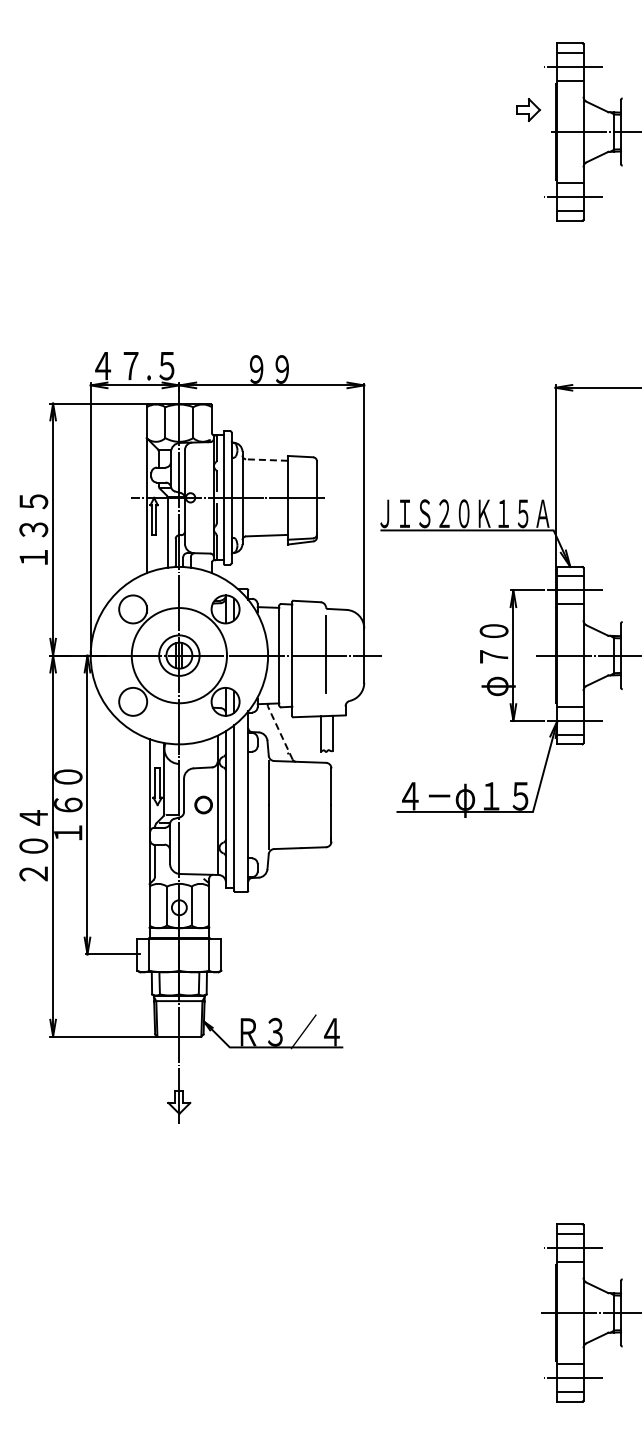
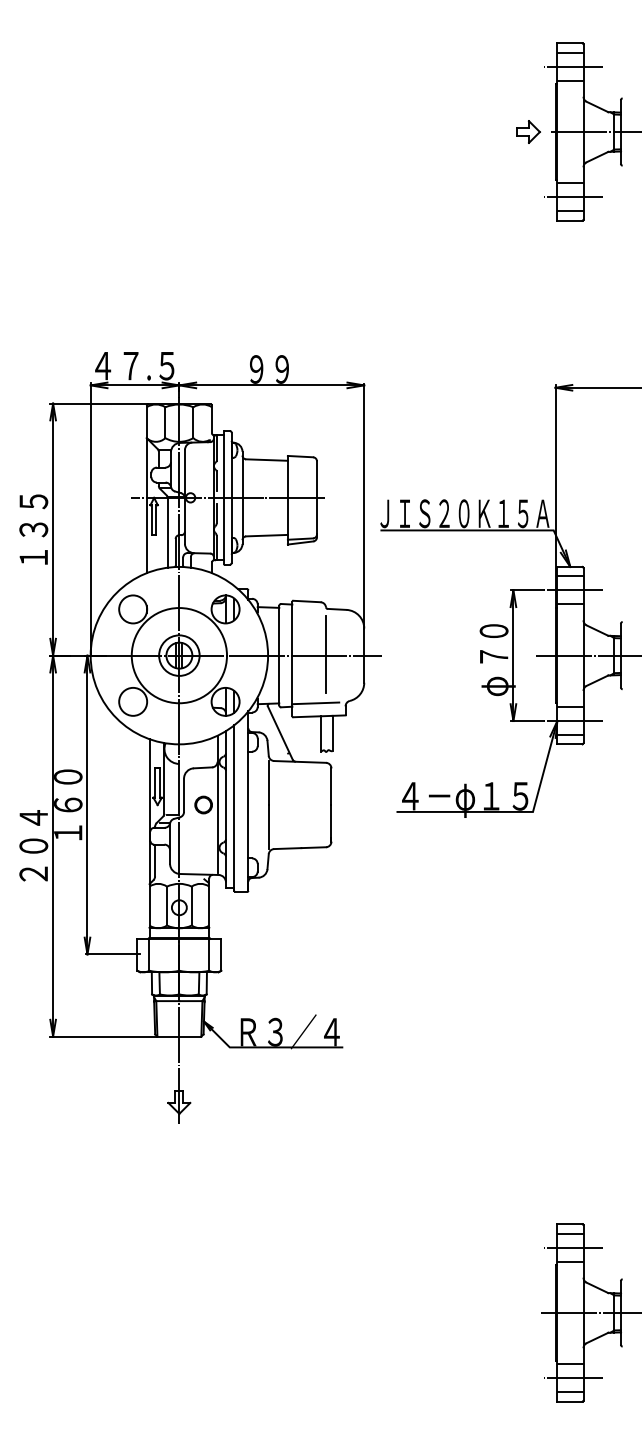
part position: (528, 109) -> (528, 131) (528, 131)
line: dashed -> solid (266, 460)
line: none -> present (315, 703)
line: dashed -> solid (280, 732)
